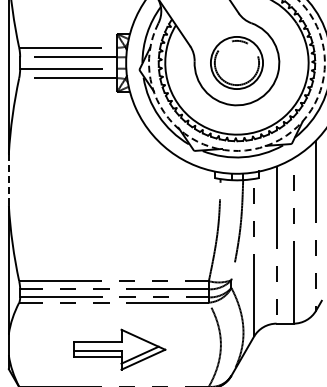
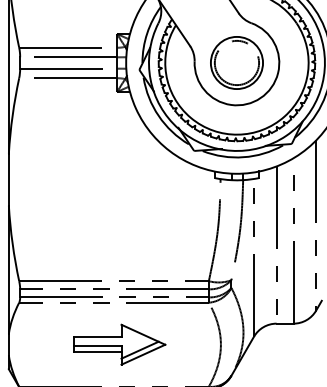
arc: dashed -> solid (251, 149)
line: dashed -> solid (8, 180)
part position: (119, 349) -> (119, 344) (119, 344)
